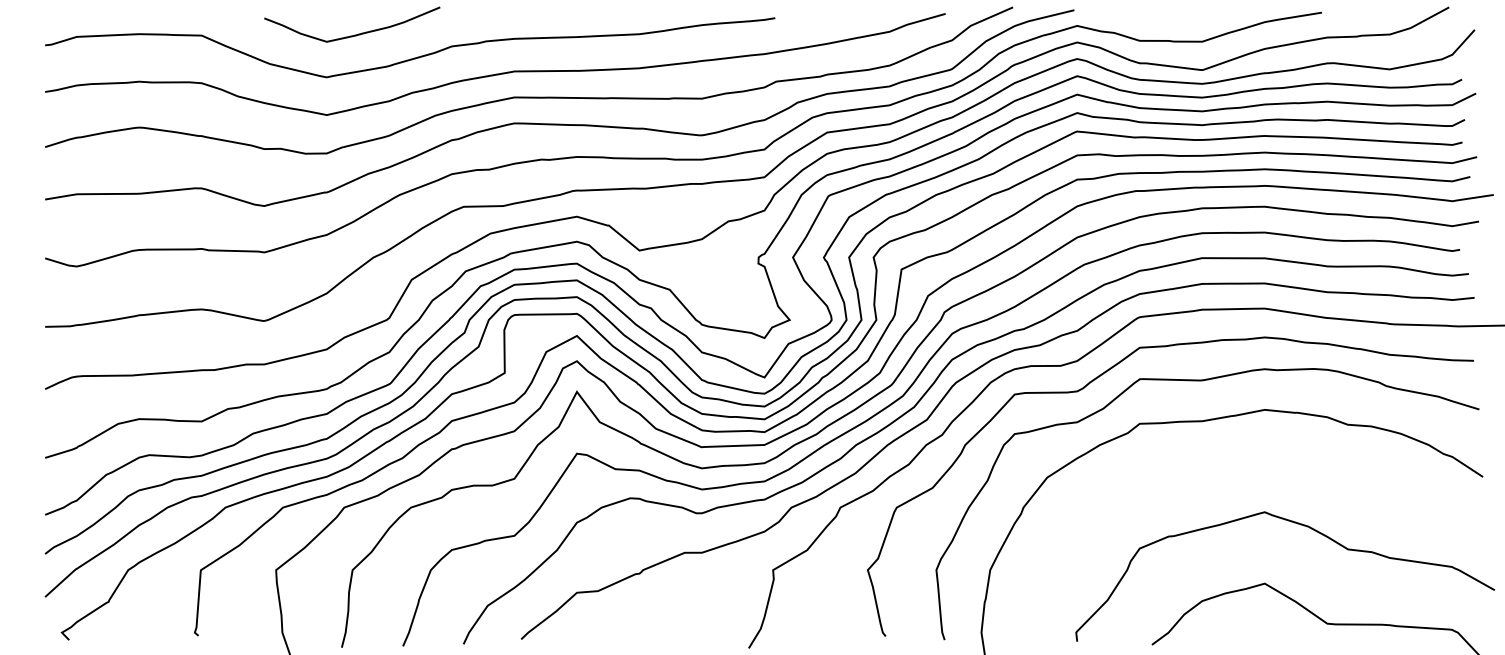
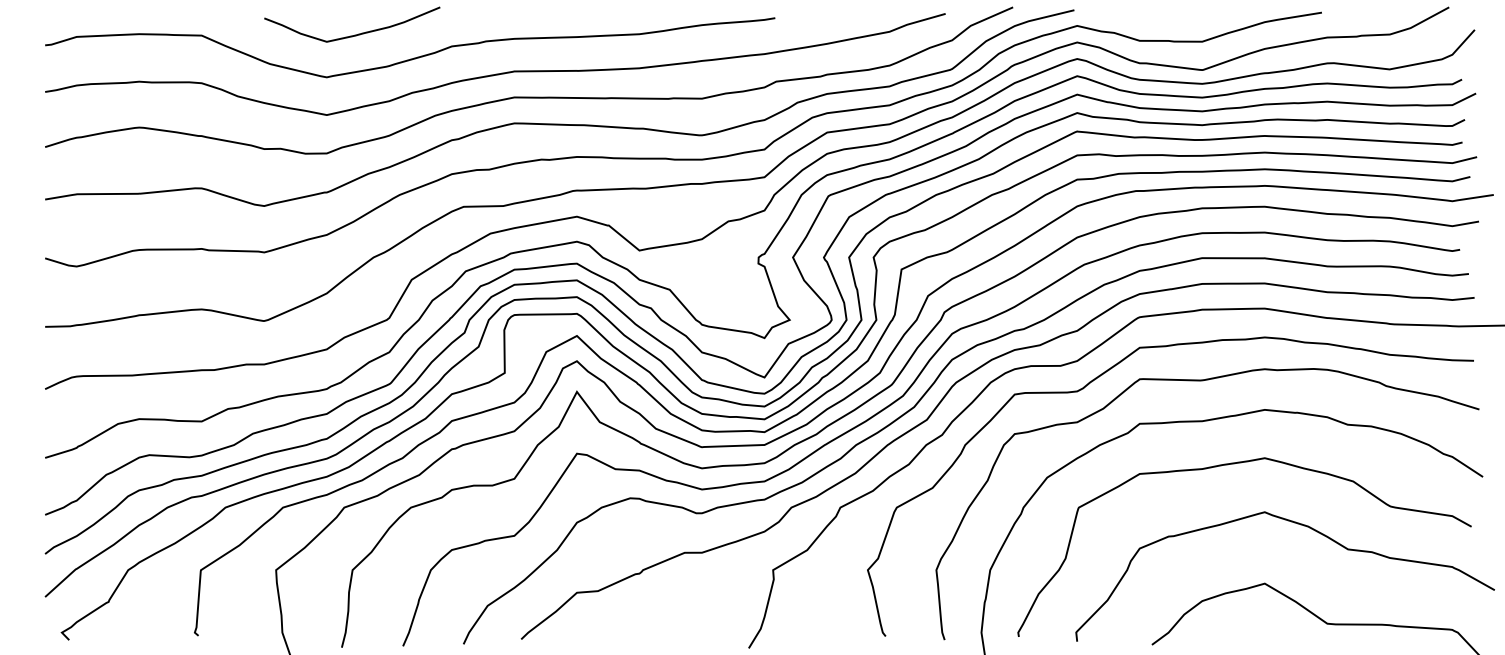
curve: none -> present (1228, 465)
